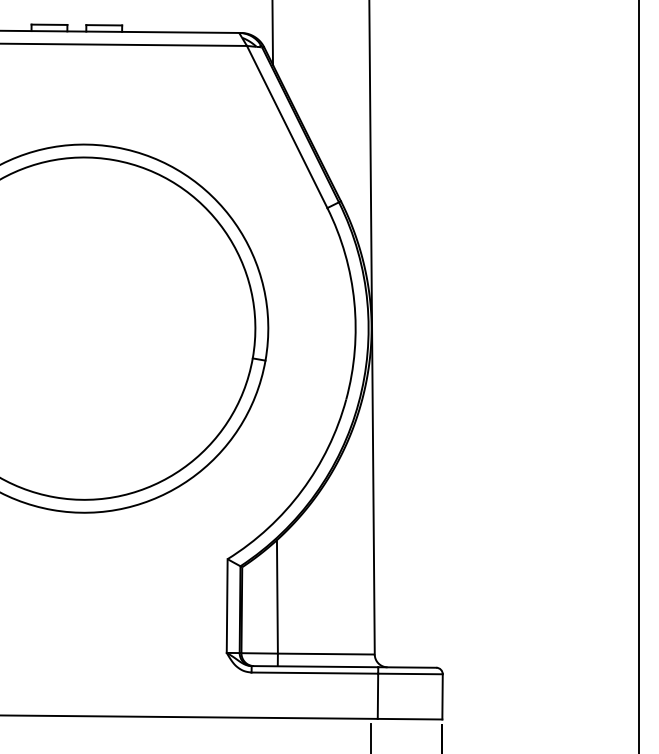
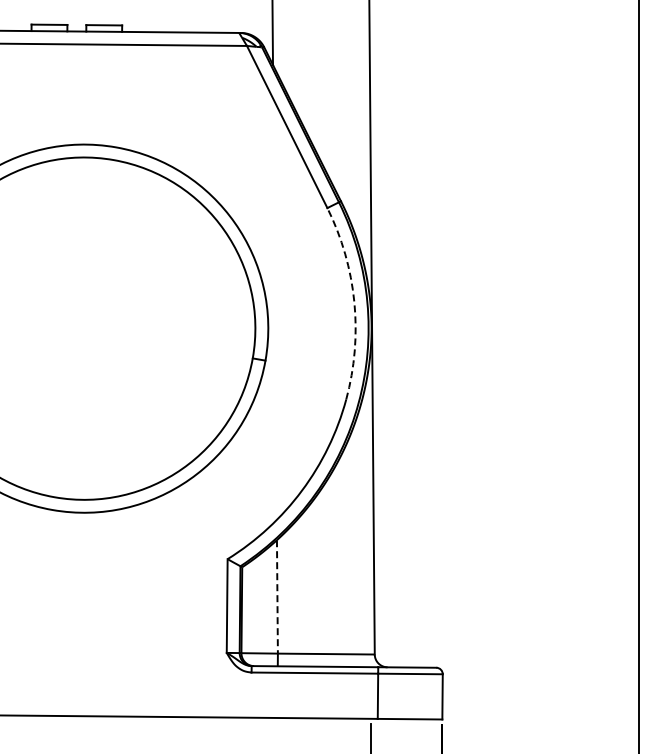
arc: solid -> dashed (354, 302)
line: solid -> dashed (277, 596)
